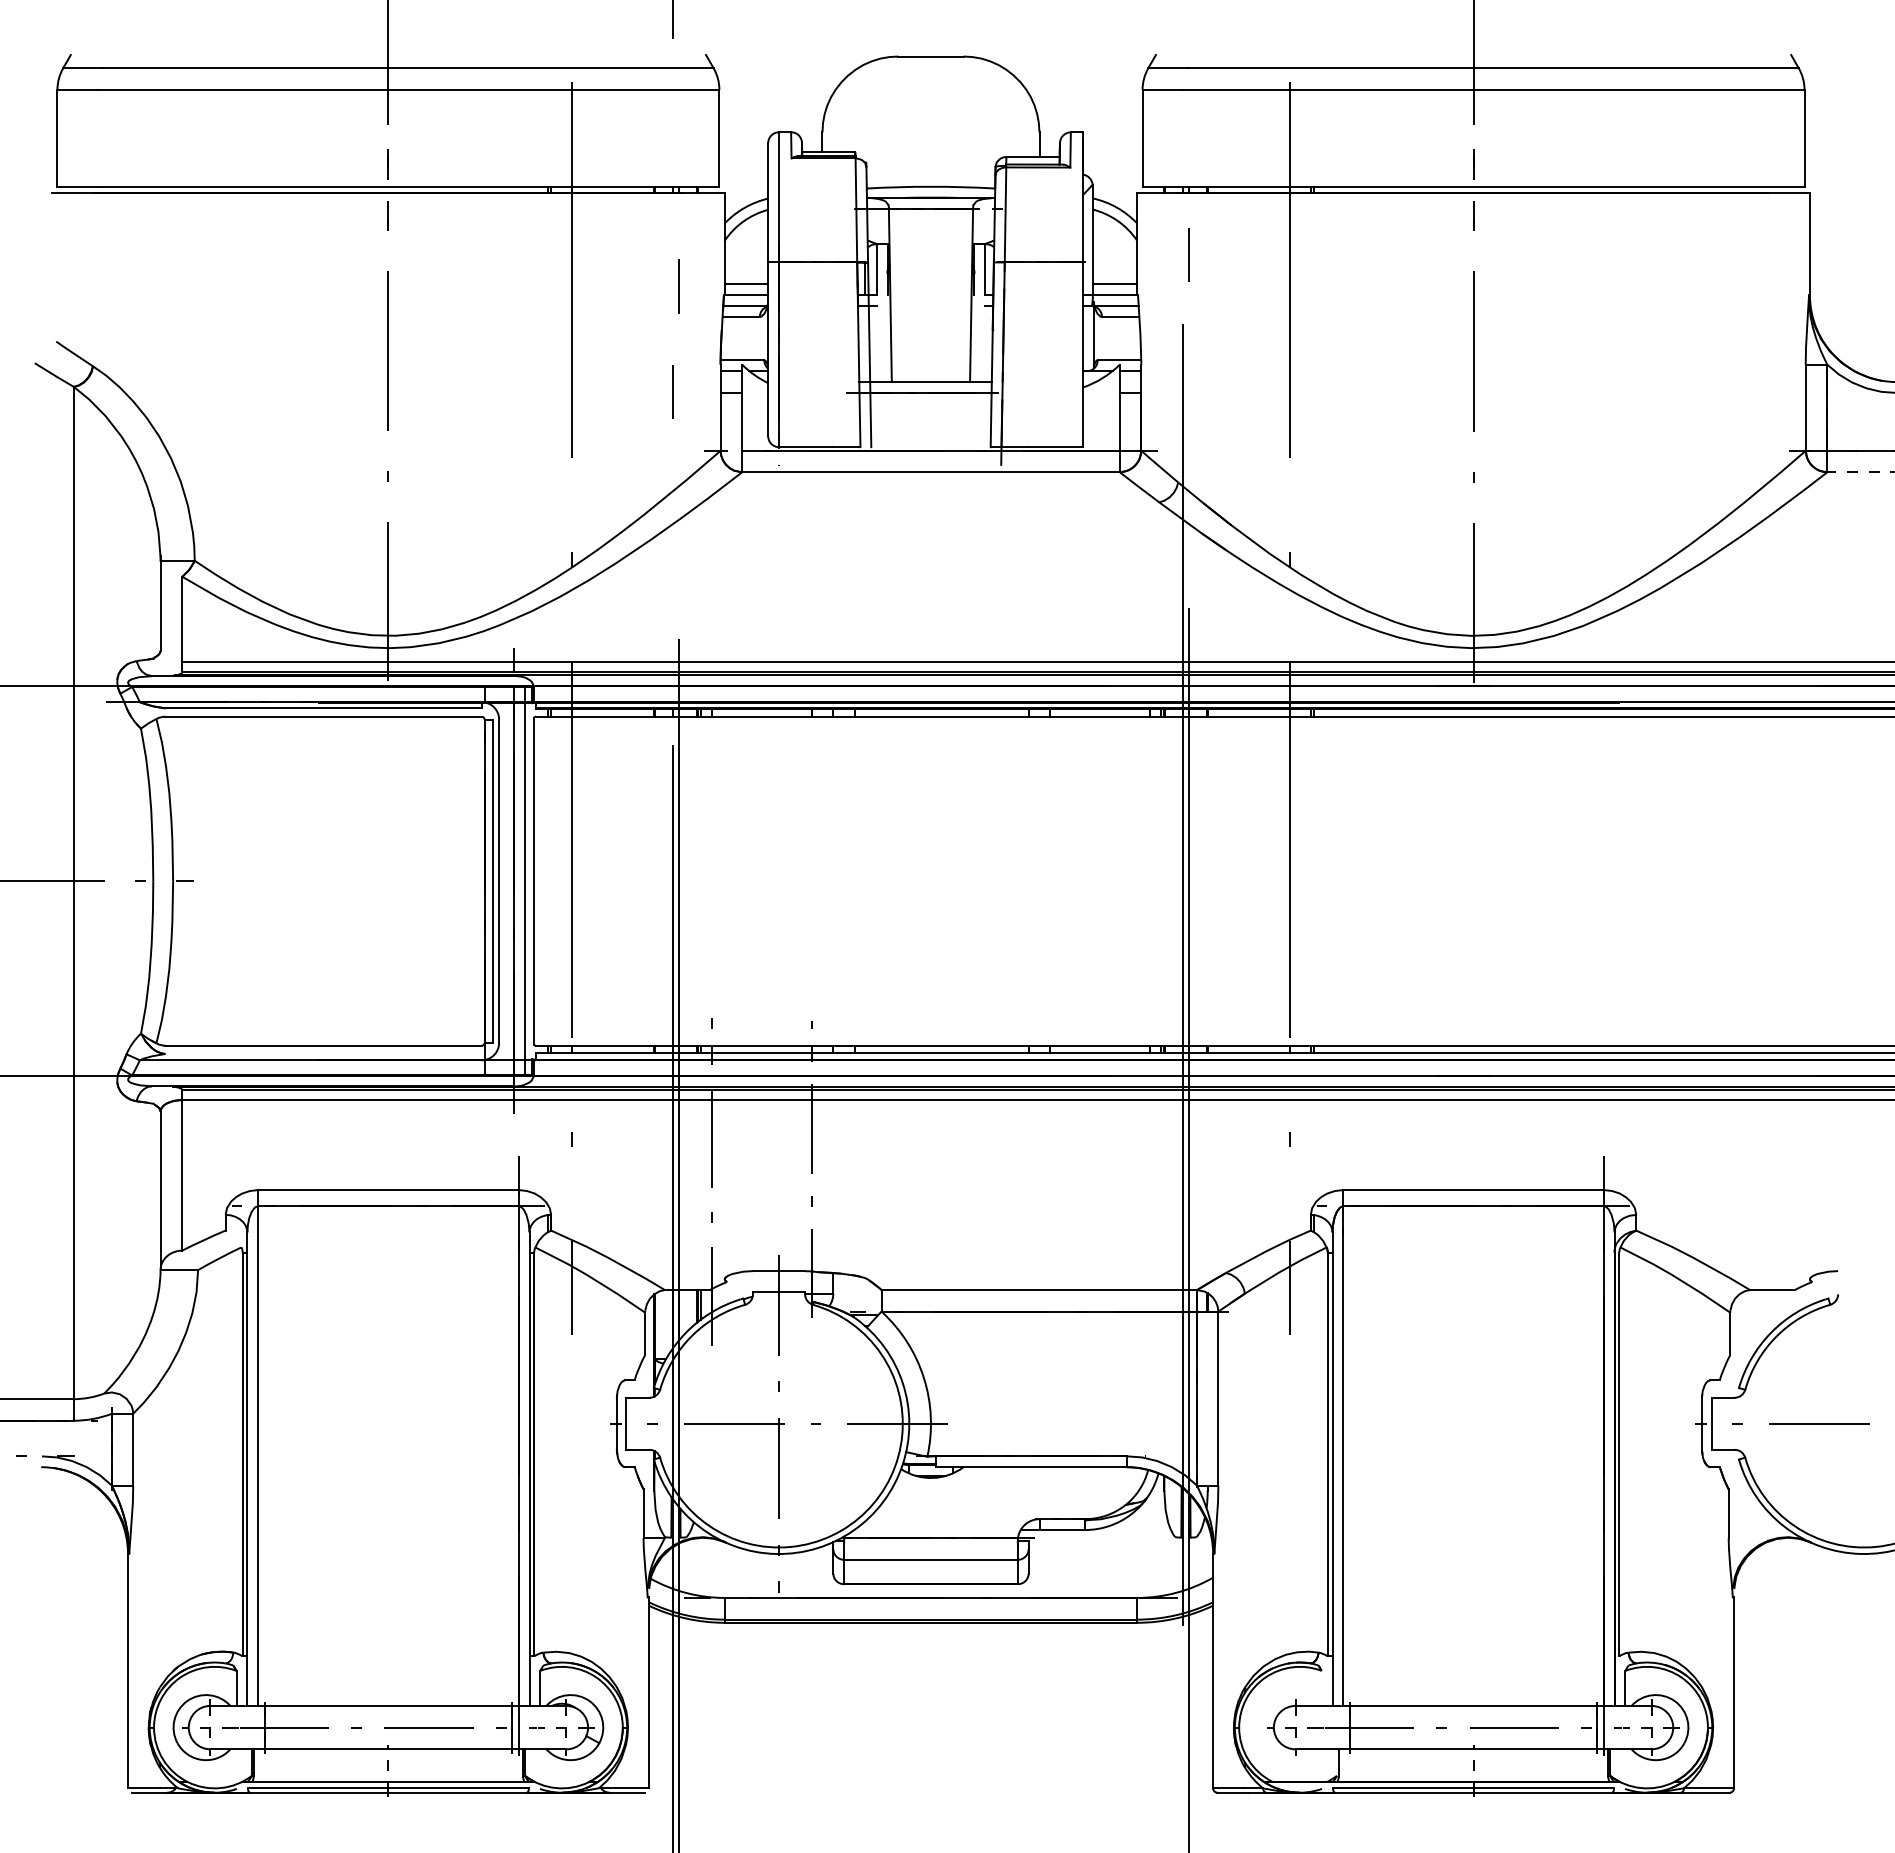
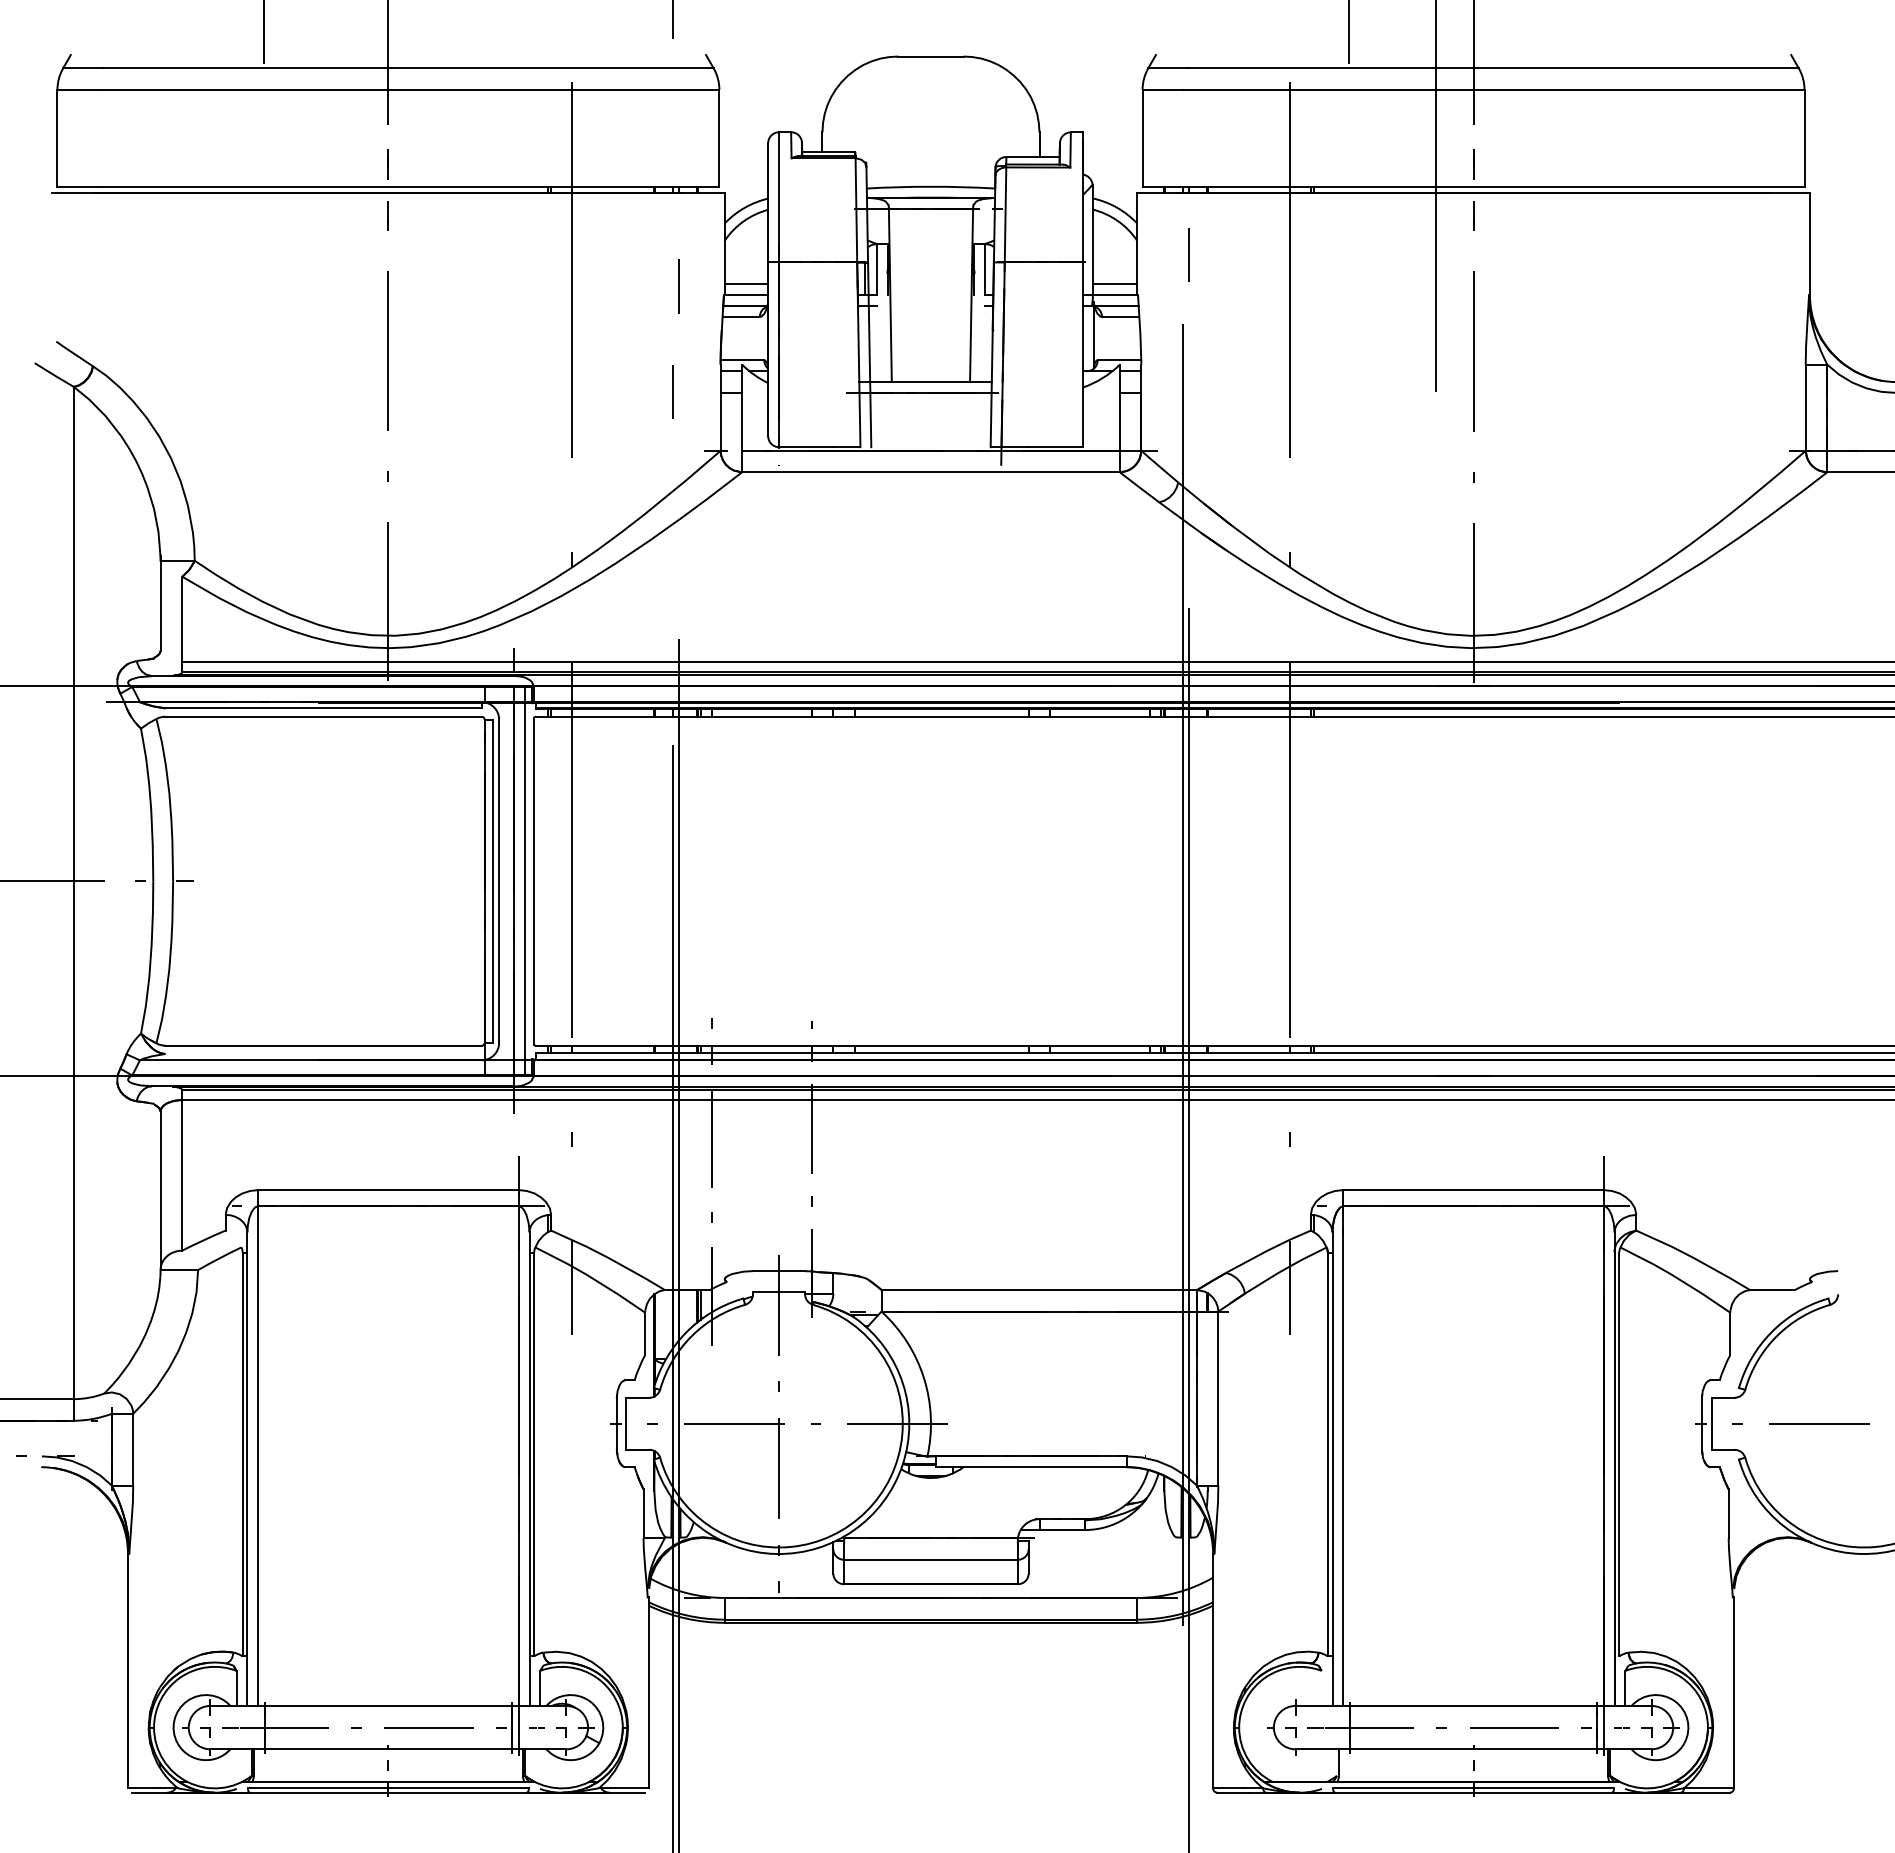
line: none -> present (263, 32)
line: none -> present (1348, 32)
line: none -> present (1436, 196)
line: dashed -> solid (1860, 472)
